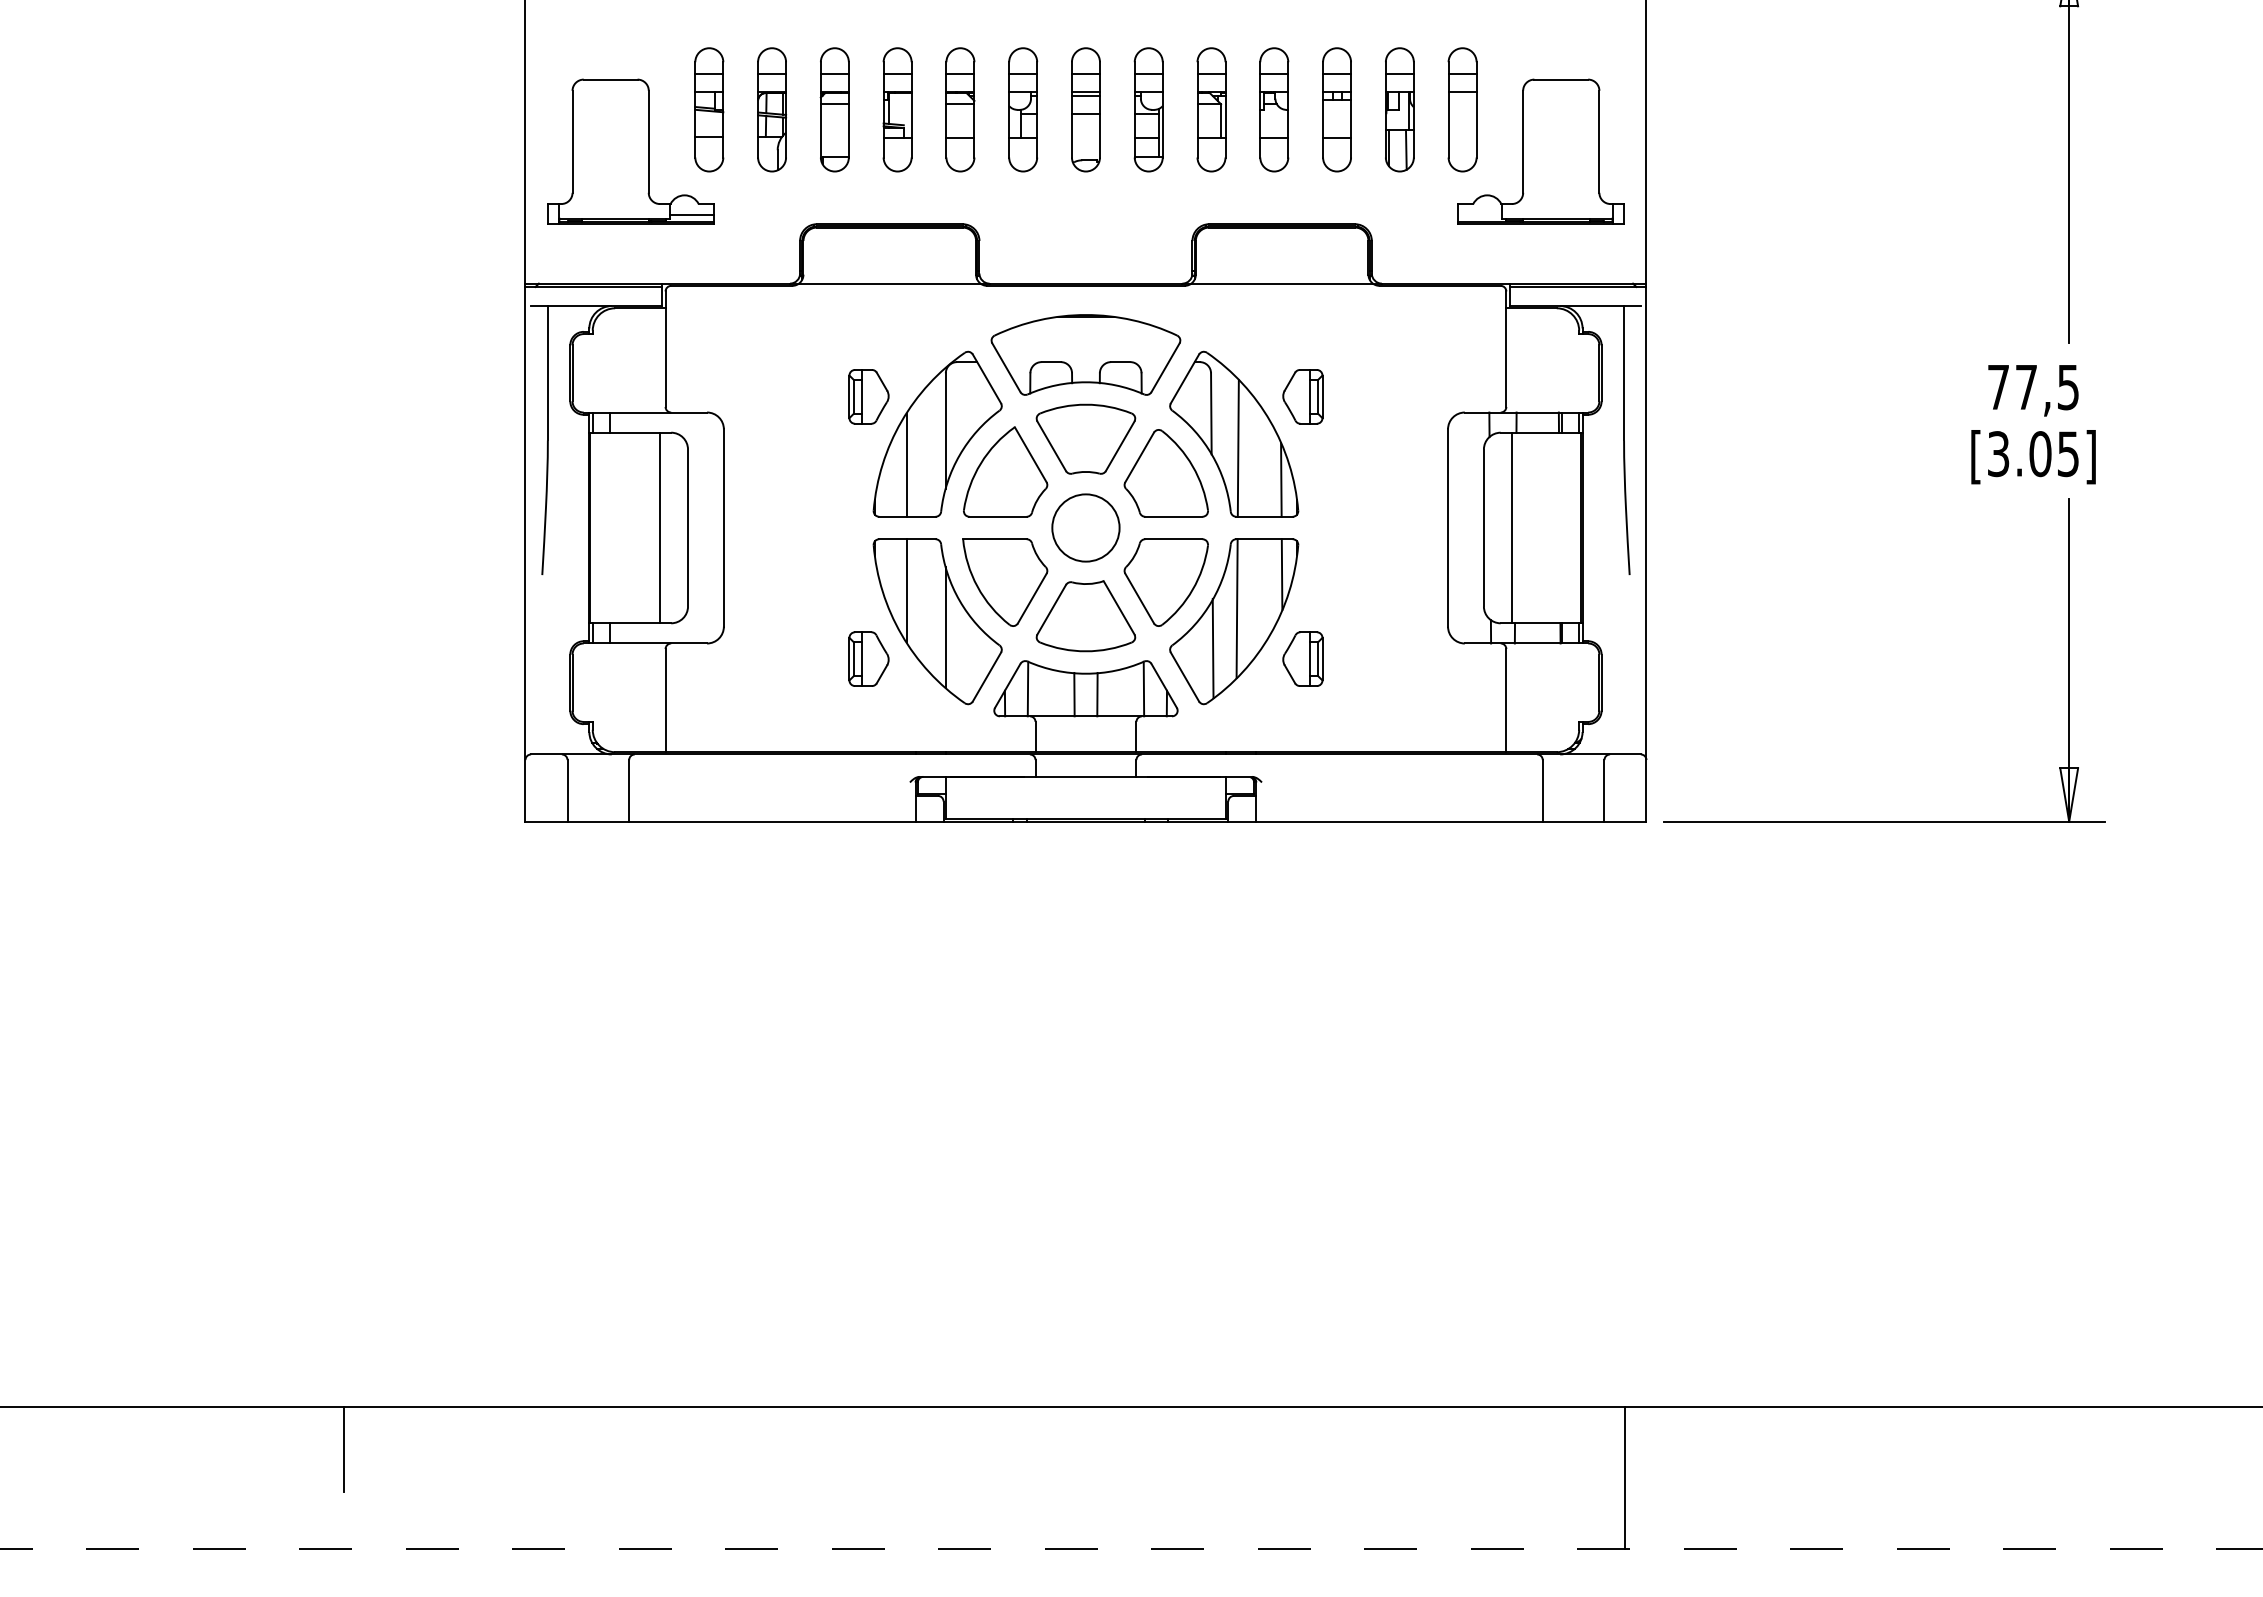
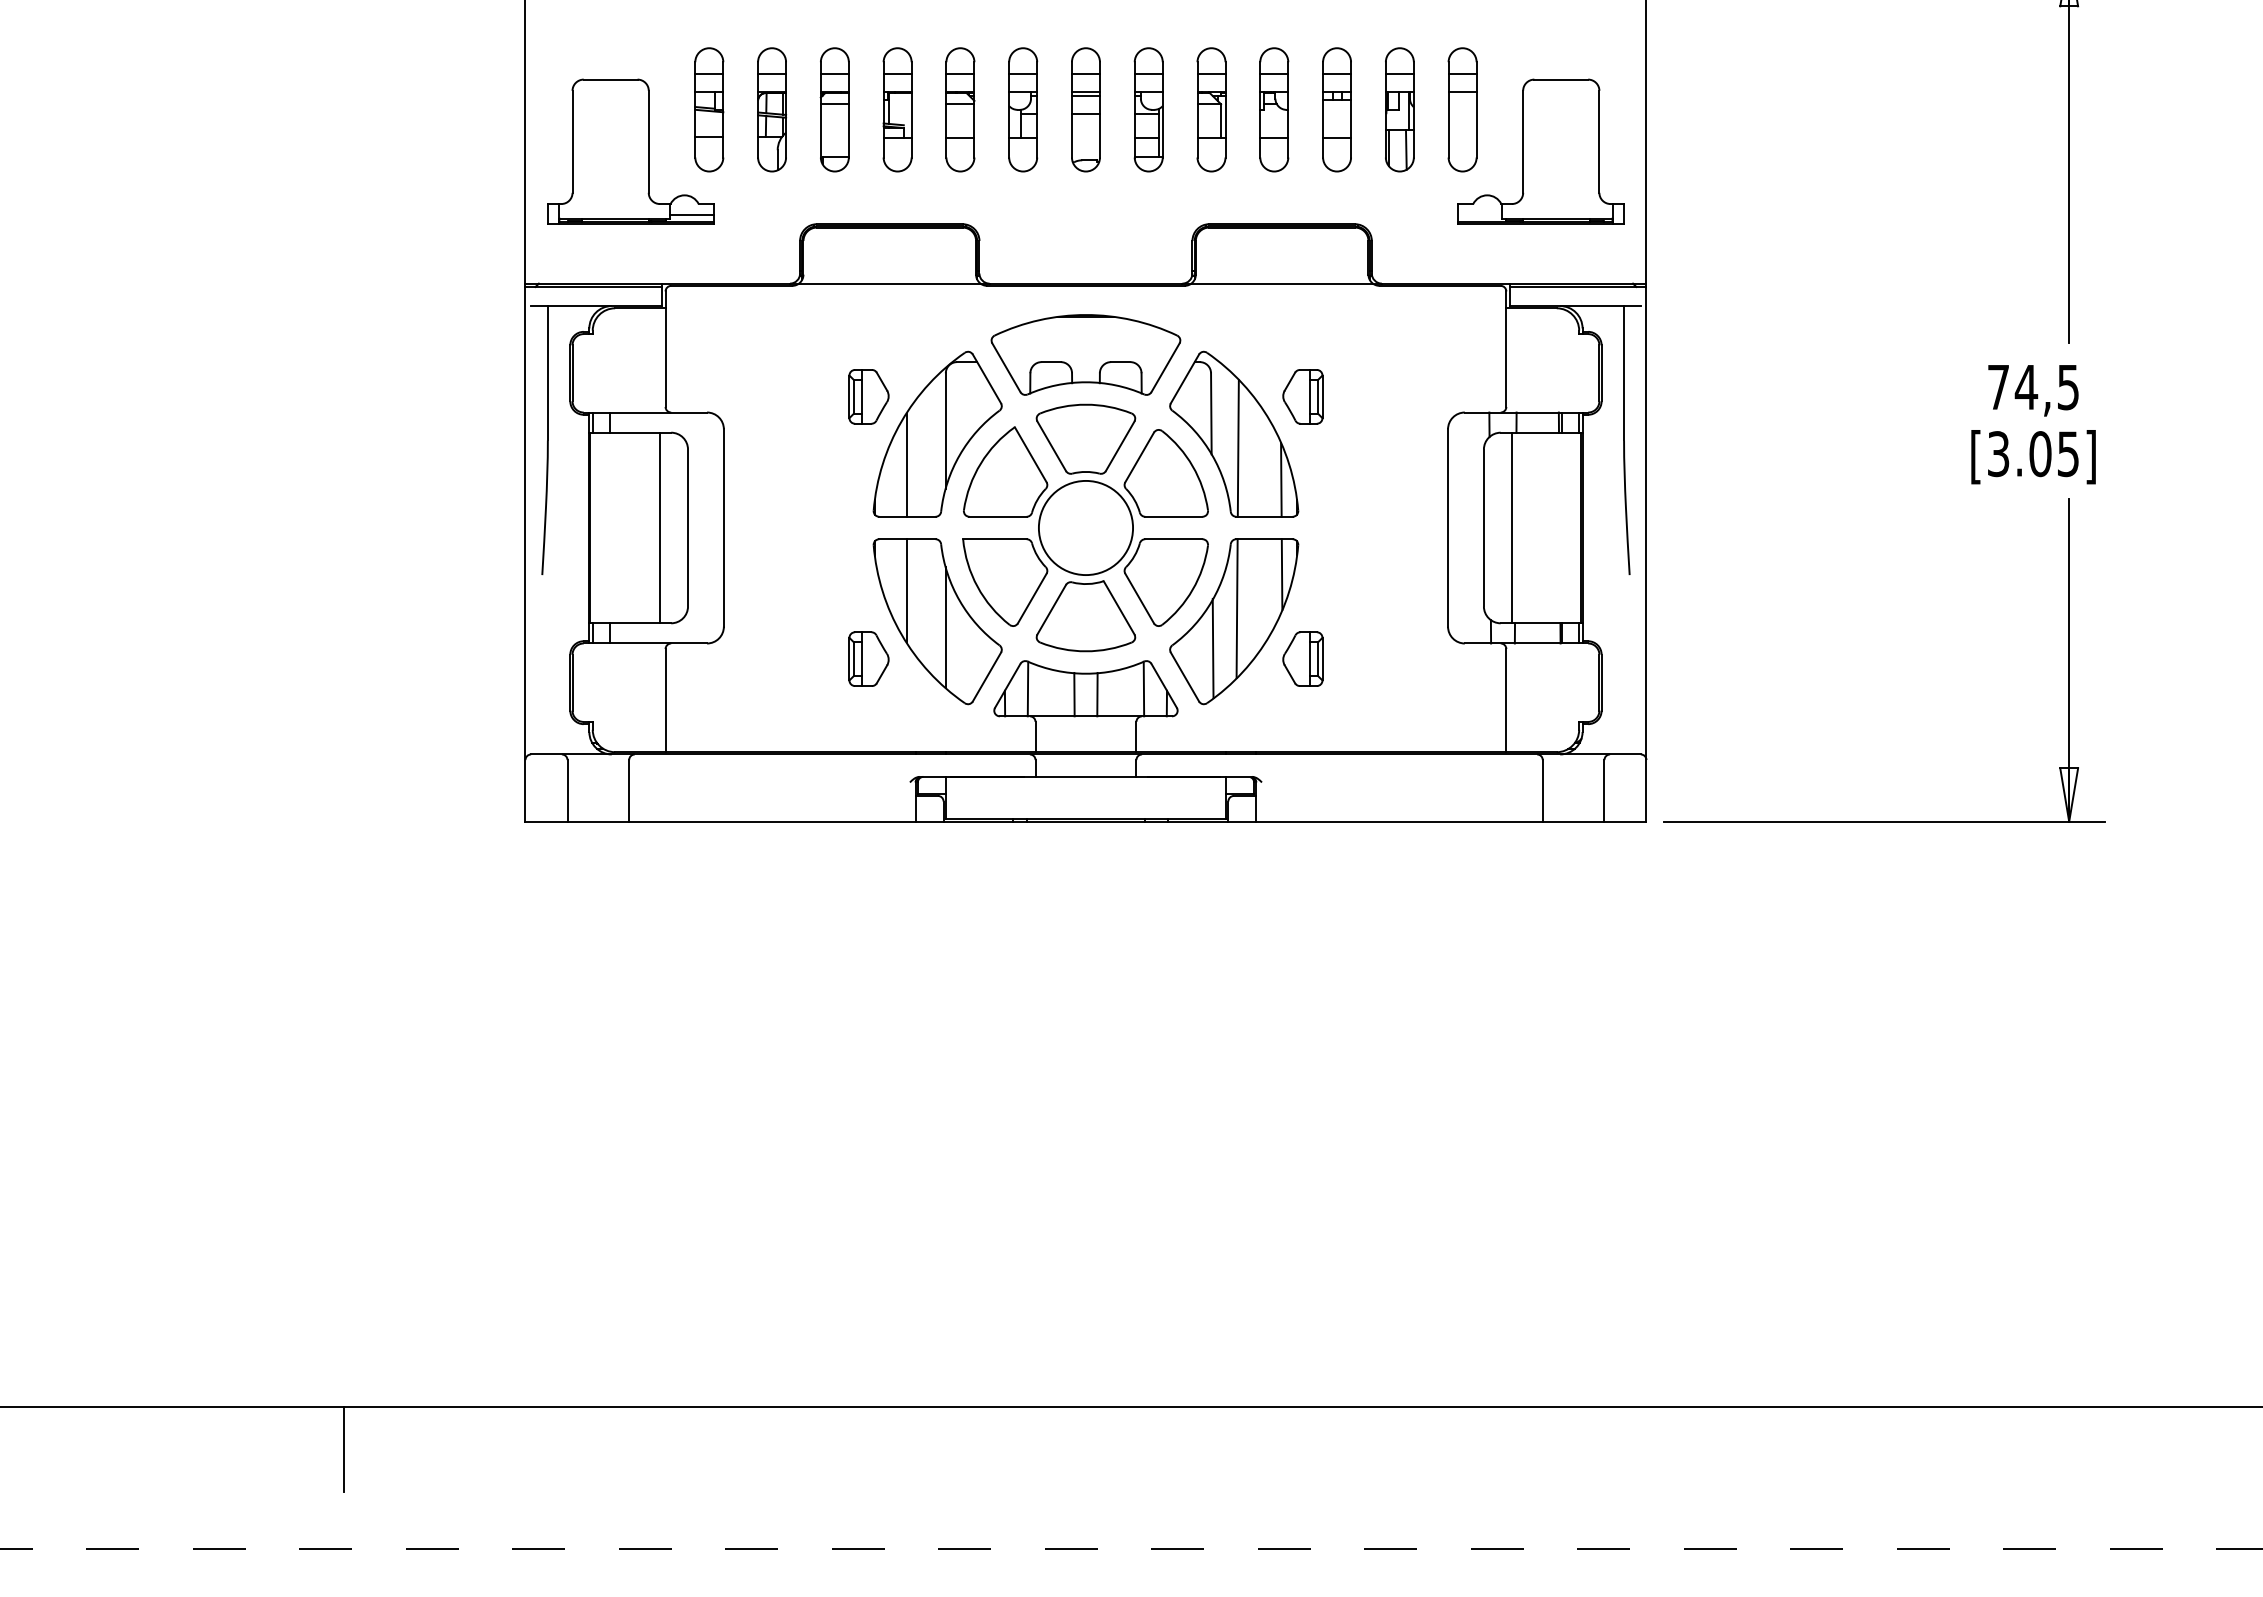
text: 77,5 -> 74,5 (2026, 387)
circle diameter: 67 px -> 94 px (1085, 527)
line: present -> none (1625, 1477)
